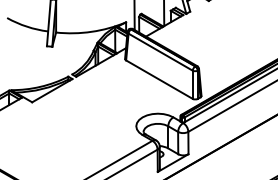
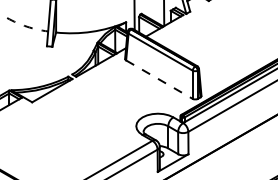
arc: solid -> dashed (27, 26)
line: solid -> dashed (159, 79)
